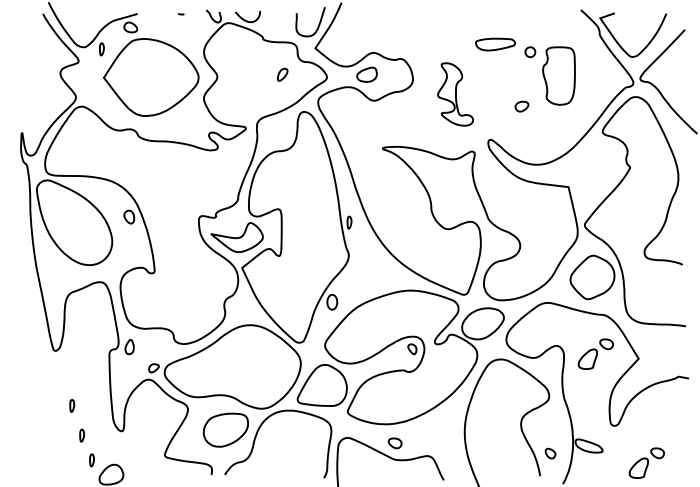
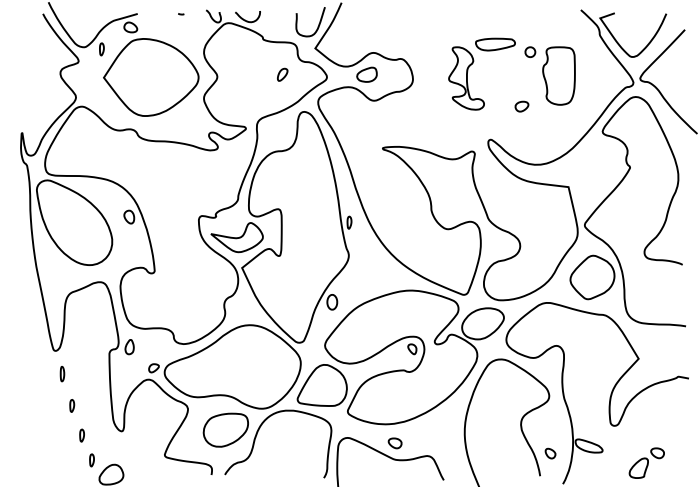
part position: (455, 94) -> (466, 78) (466, 78)
part: present -> none (595, 353)
part: none -> present (62, 374)
